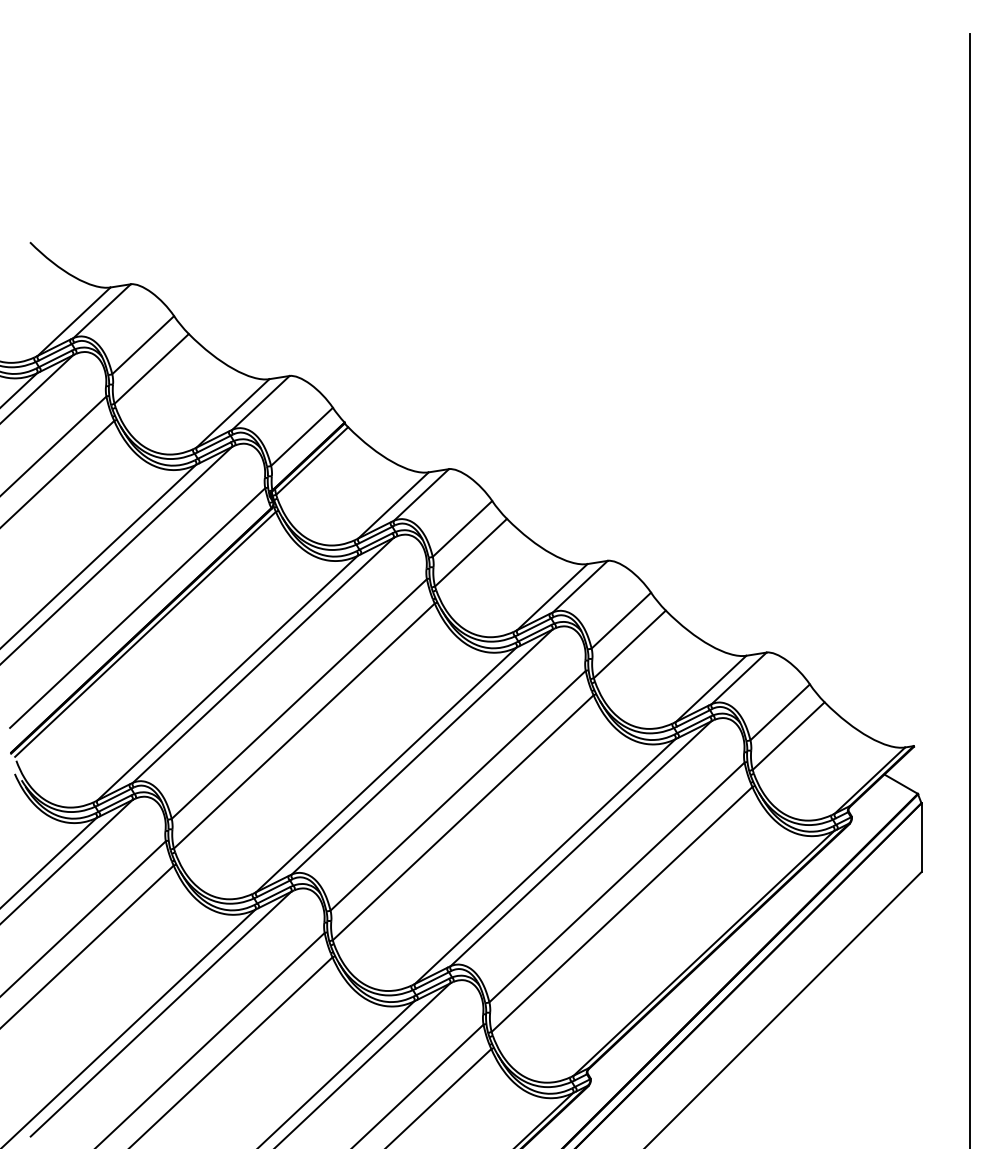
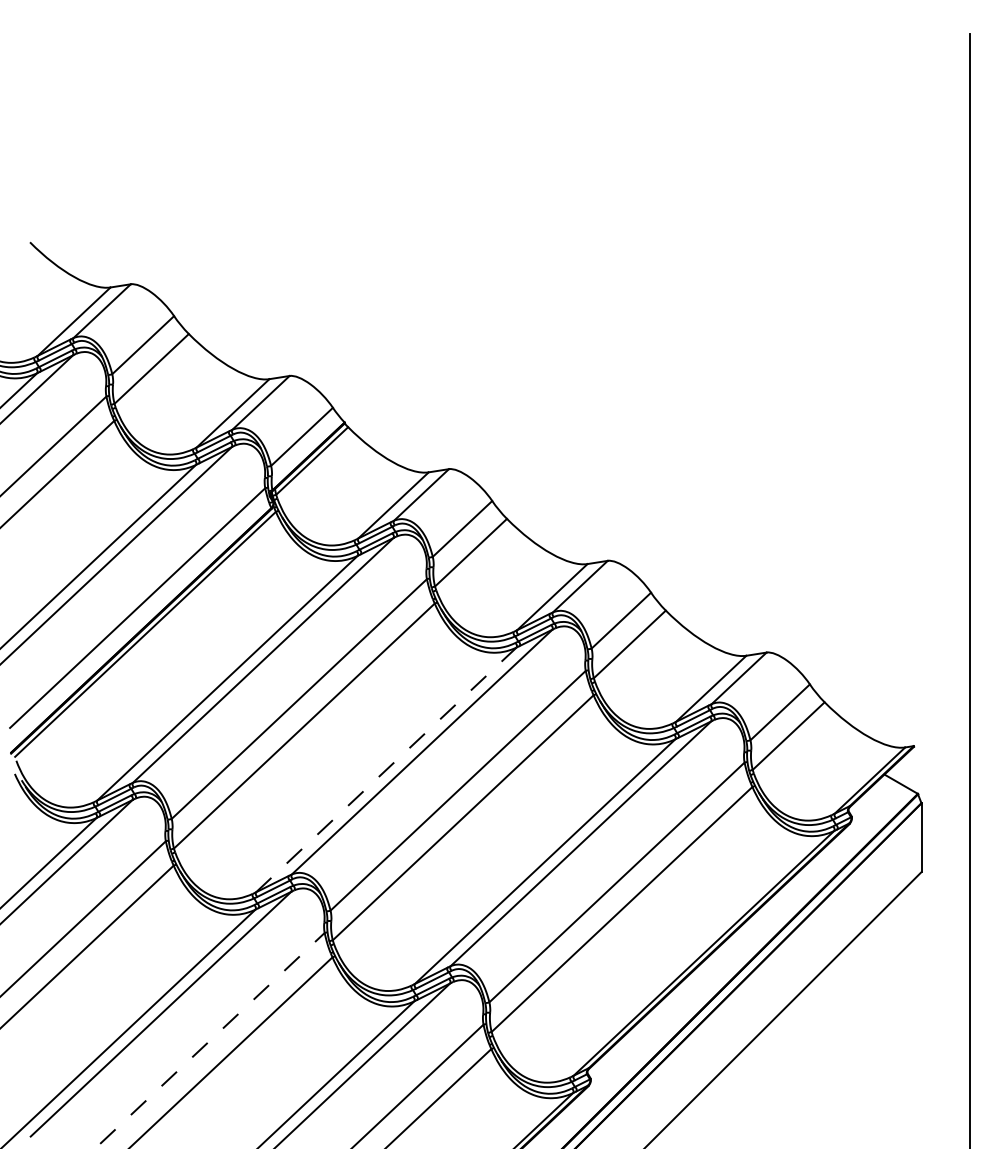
line: solid -> dashed (386, 769)
line: solid -> dashed (209, 1040)
